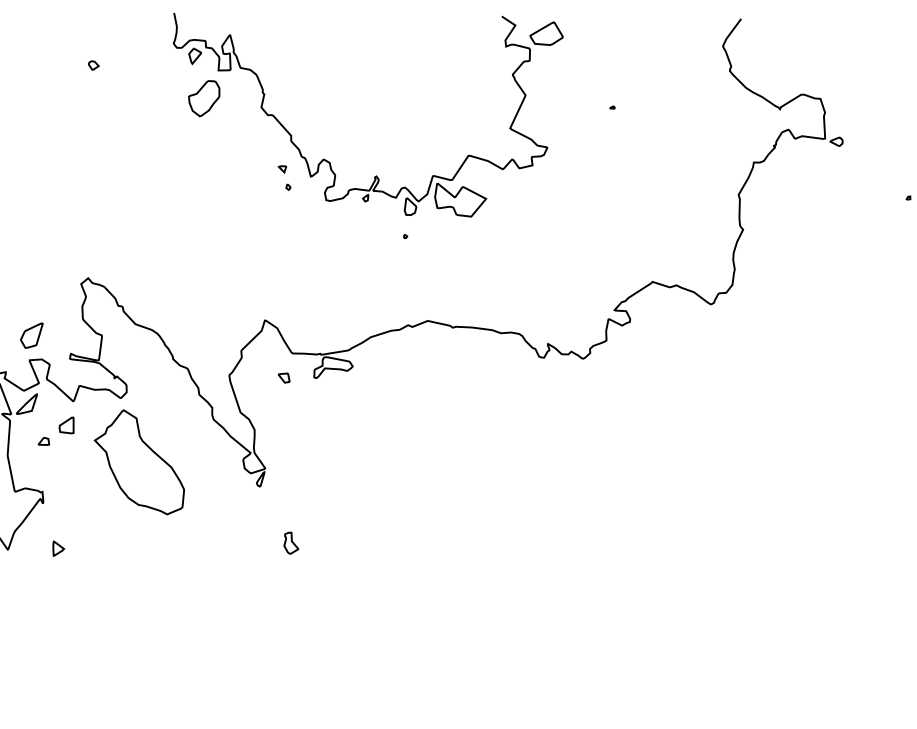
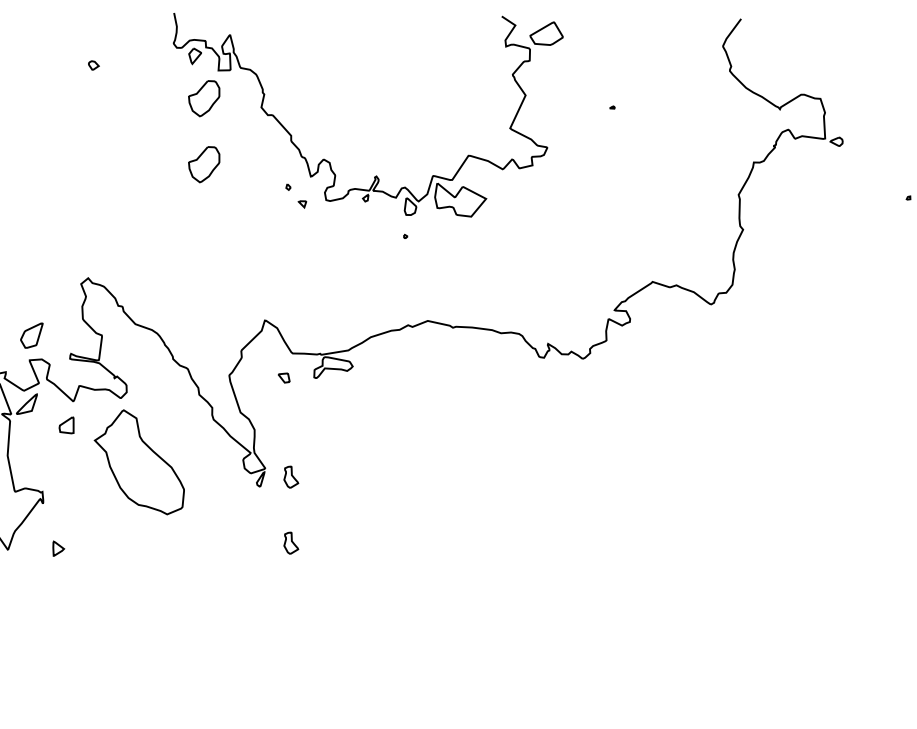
part: none -> present (204, 164)
part position: (282, 169) -> (302, 204) (302, 204)
part: present -> none (43, 441)
part: none -> present (291, 476)
